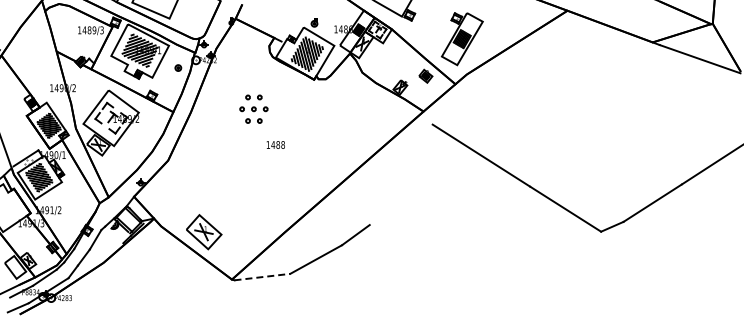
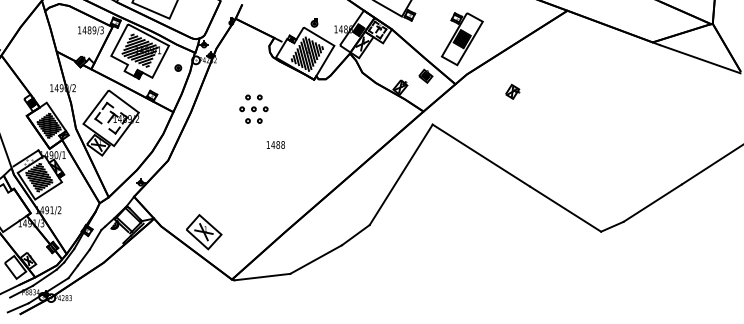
part: none -> present (512, 91)
line: none -> present (400, 174)
line: dashed -> solid (262, 277)
